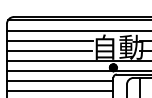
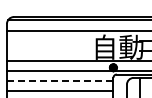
line: present -> none (49, 40)
line: present -> none (49, 50)
line: solid -> dashed (60, 81)
